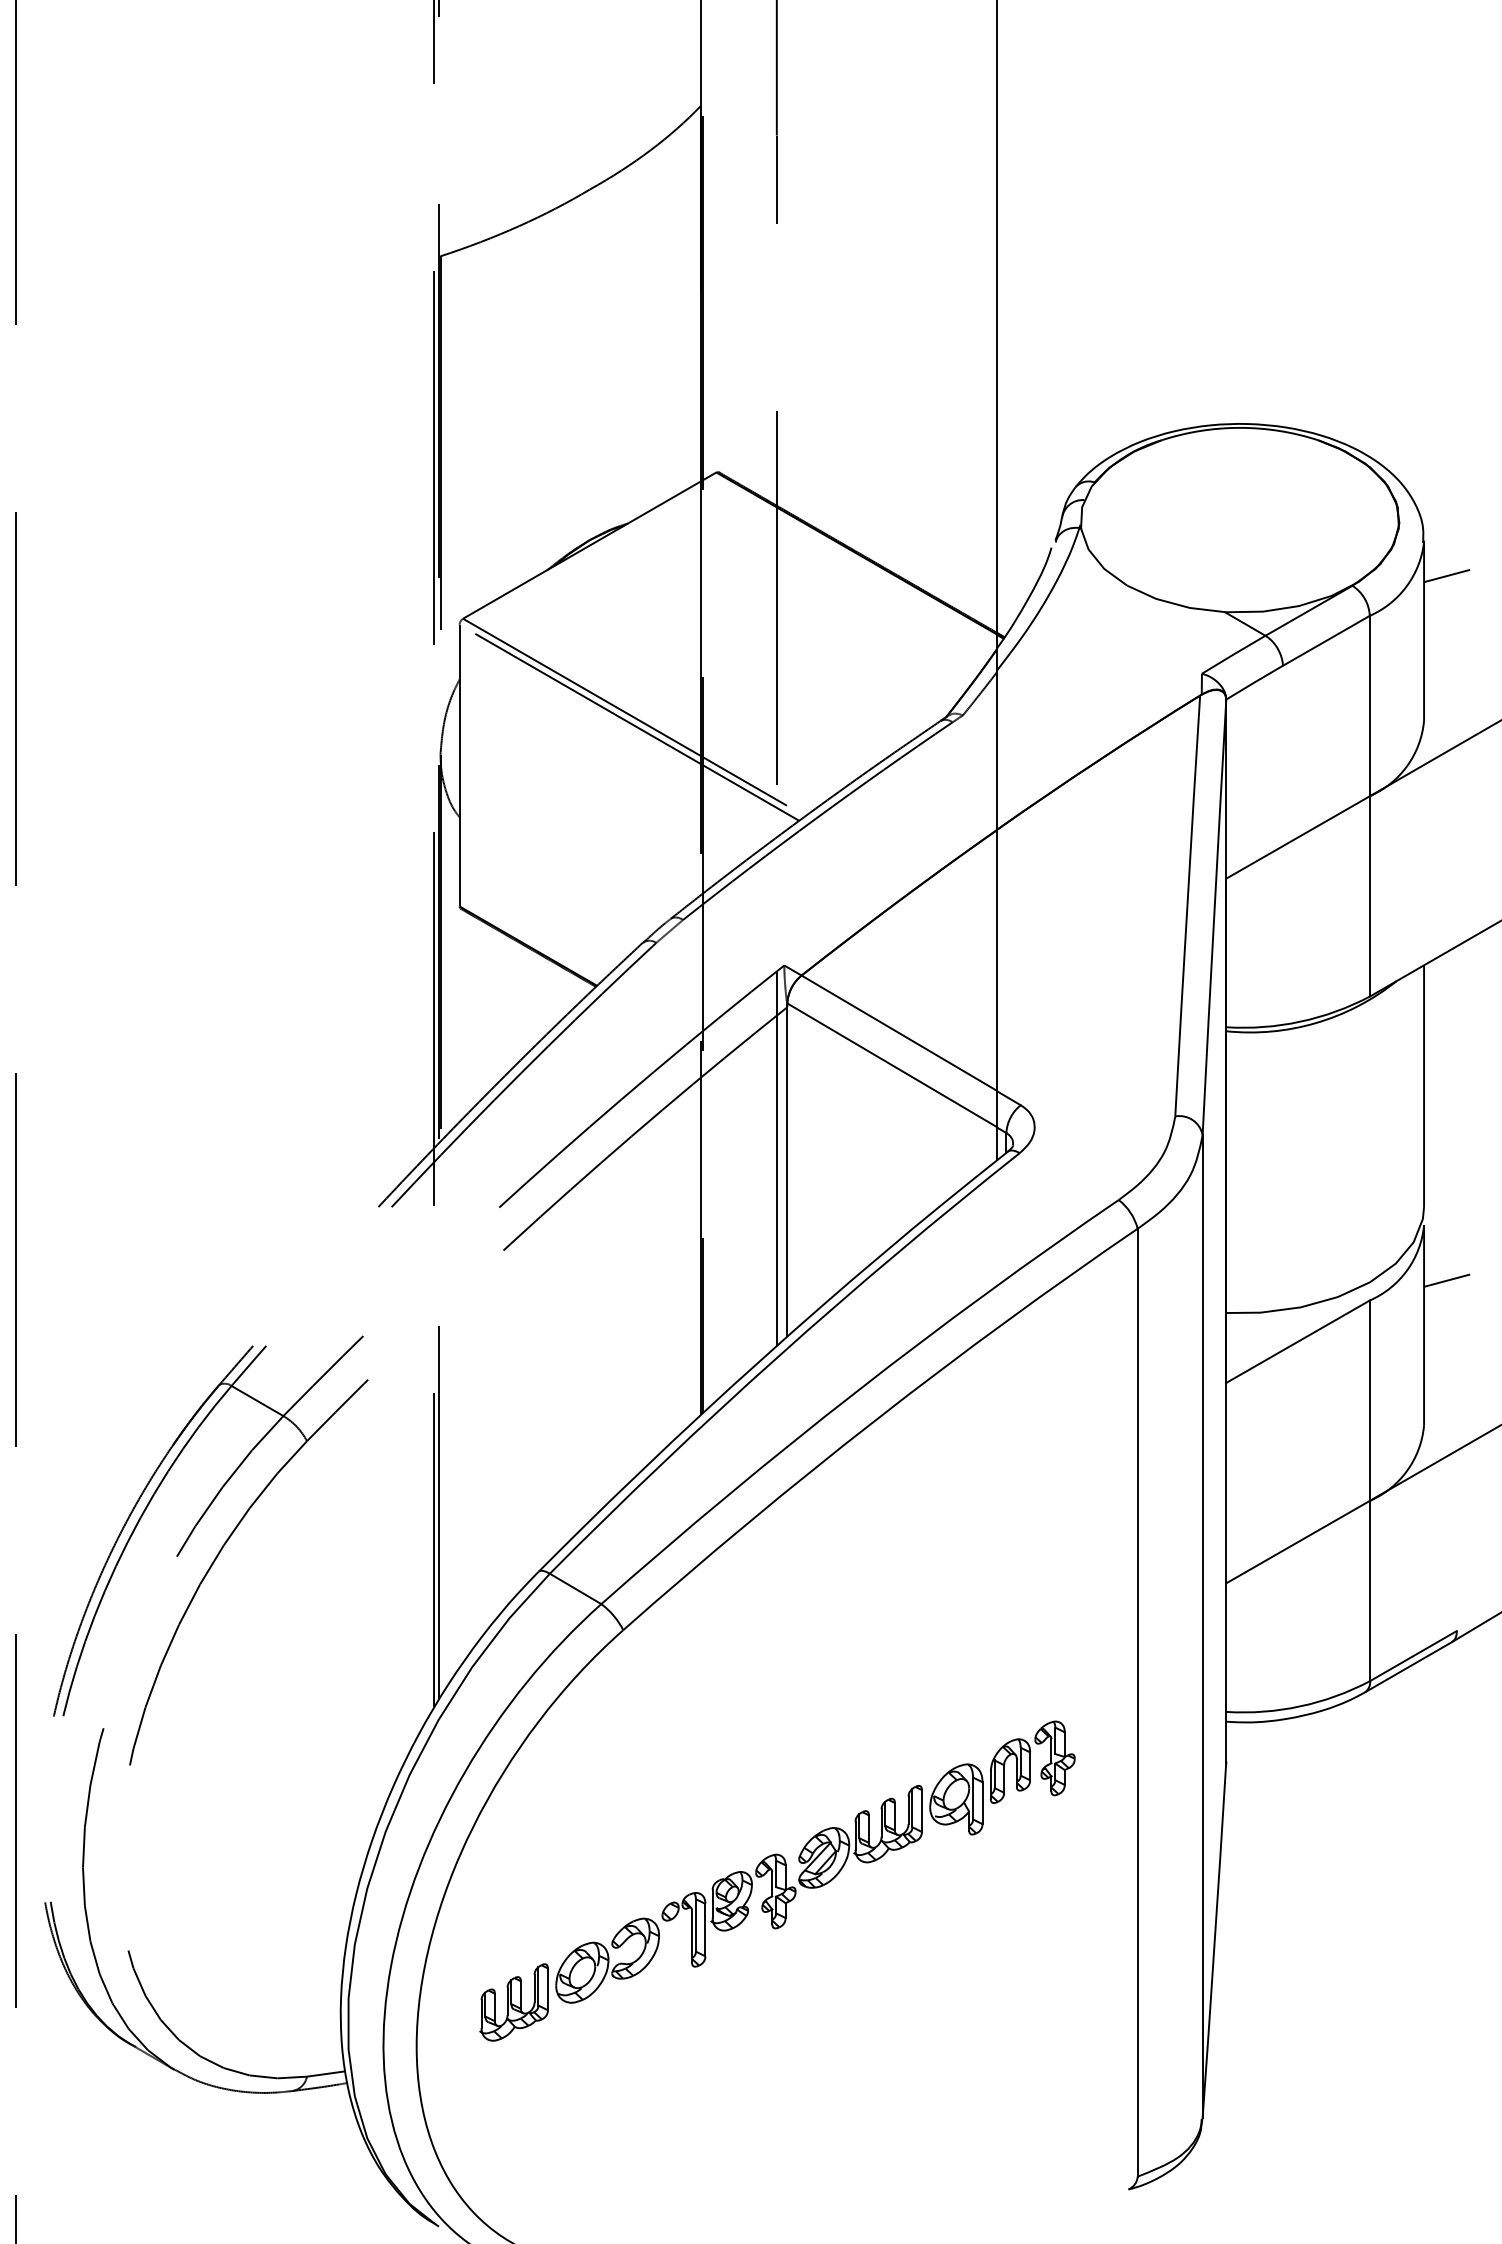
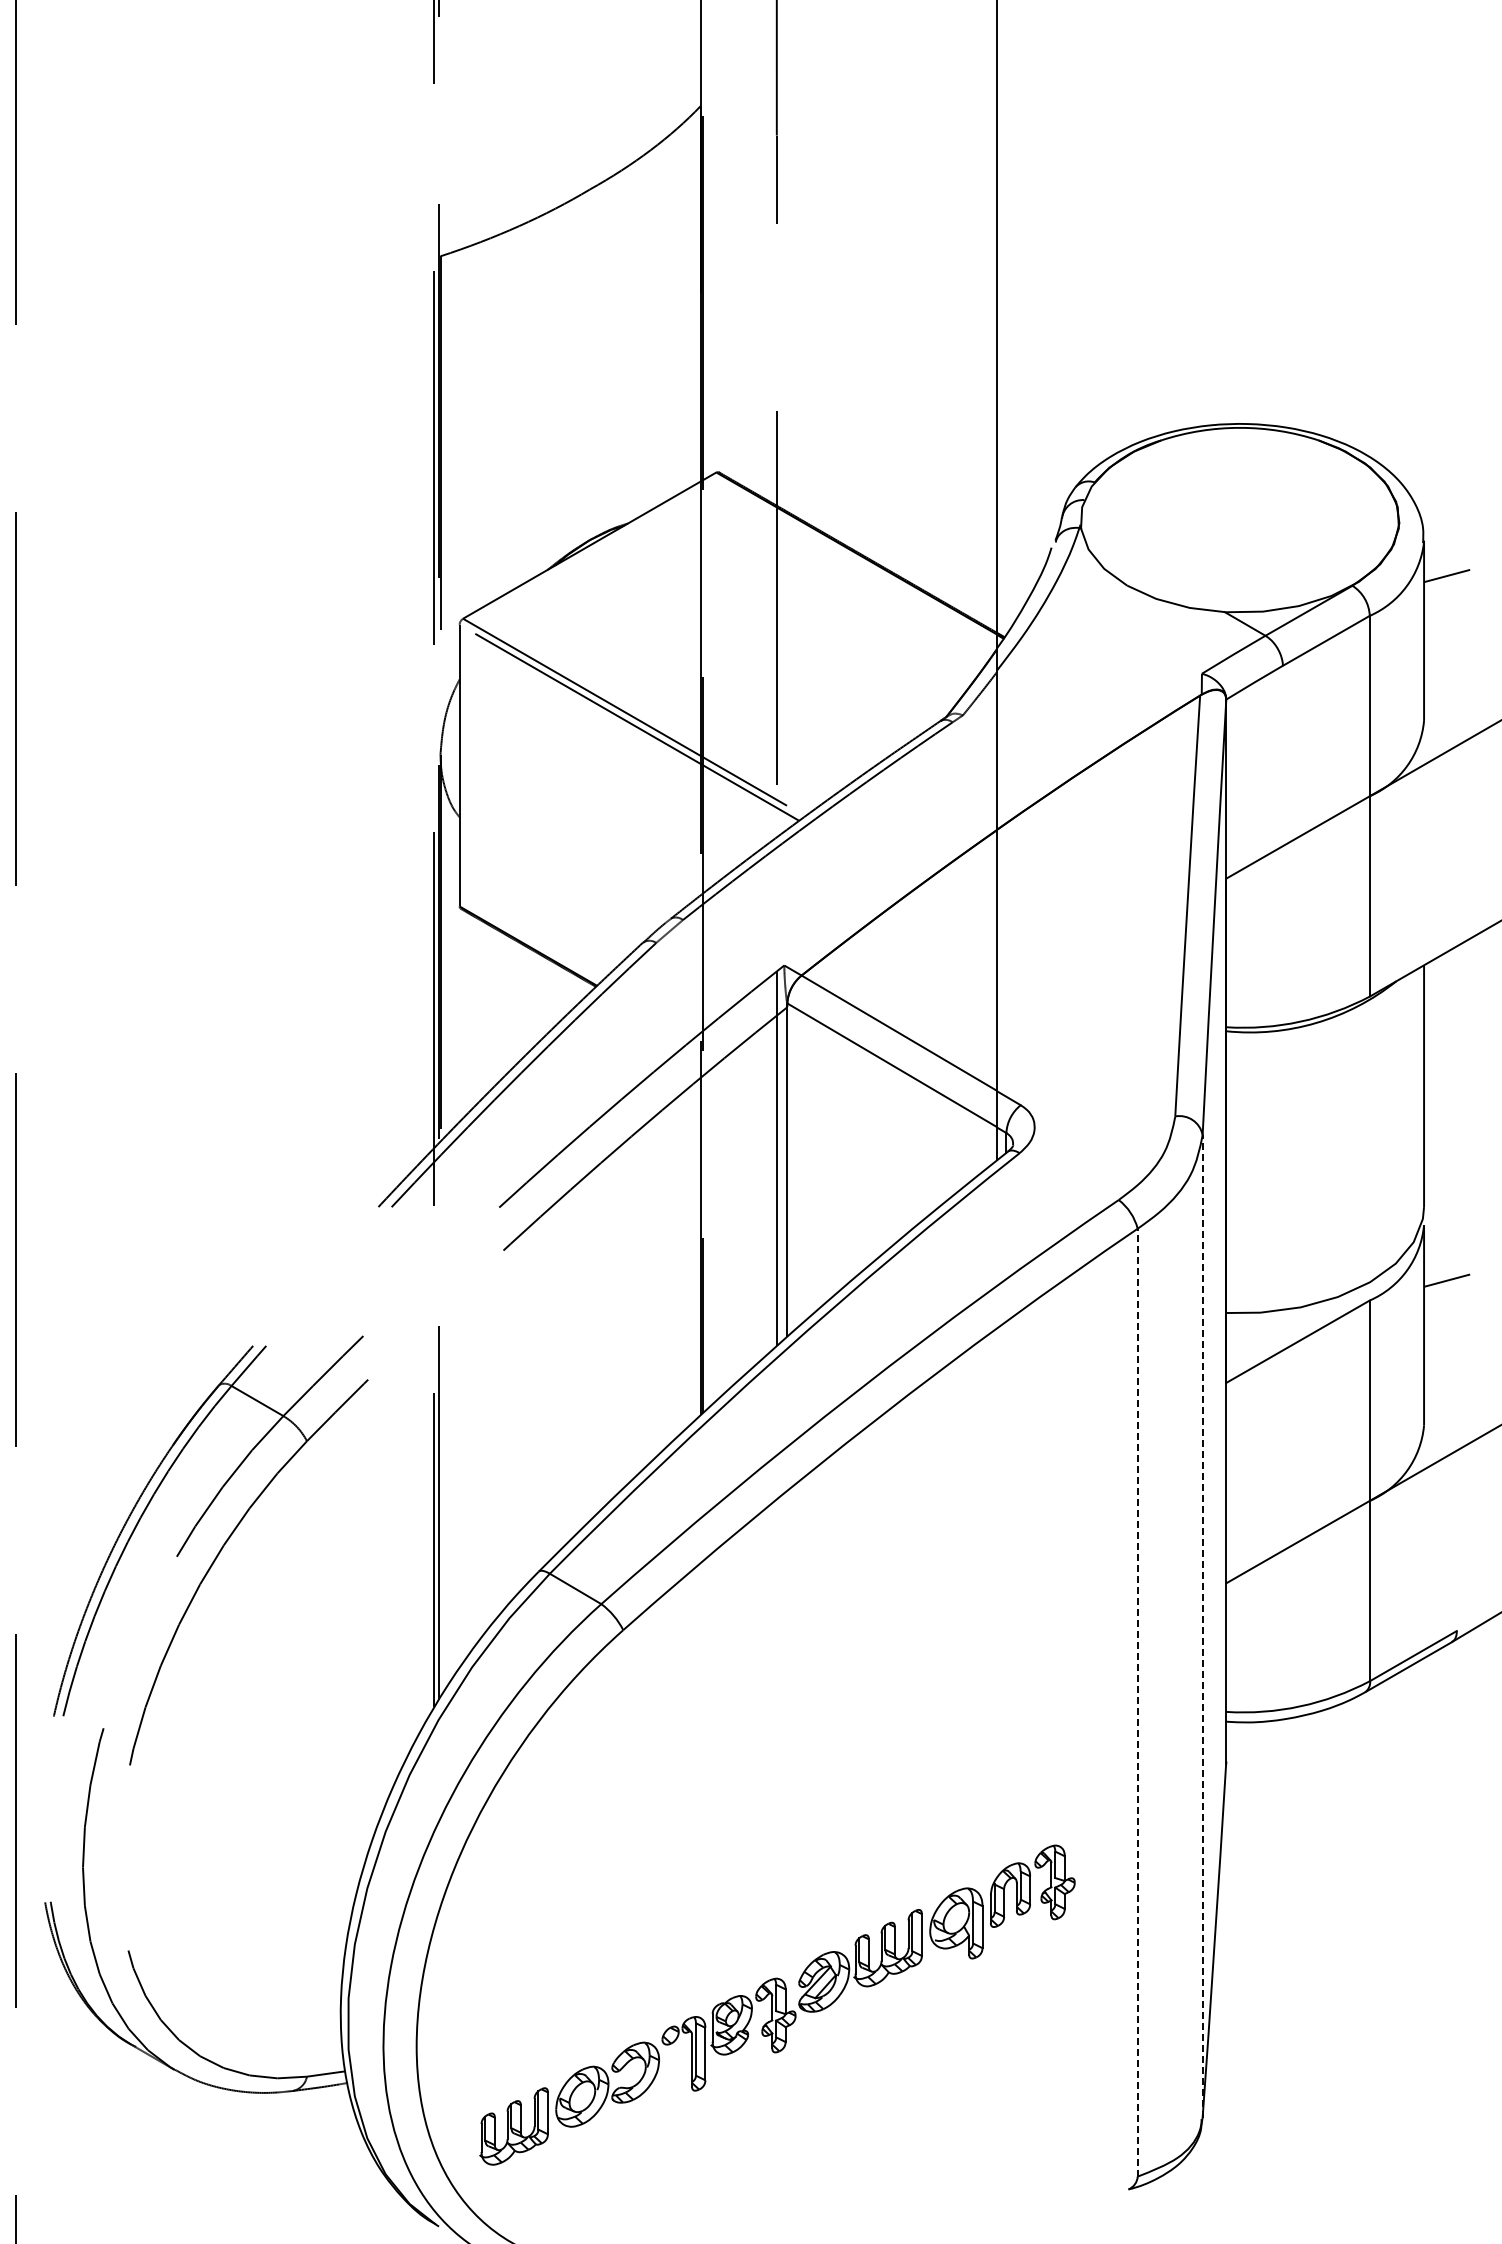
line: solid -> dashed (1202, 1626)
line: solid -> dashed (1137, 1702)
part position: (777, 1880) -> (777, 2004) (777, 2004)
